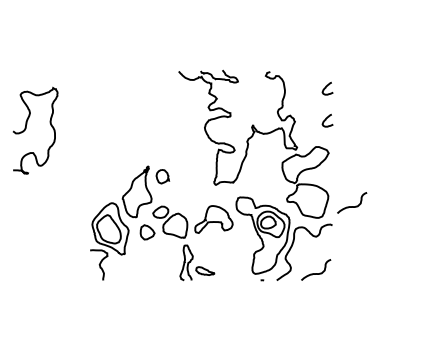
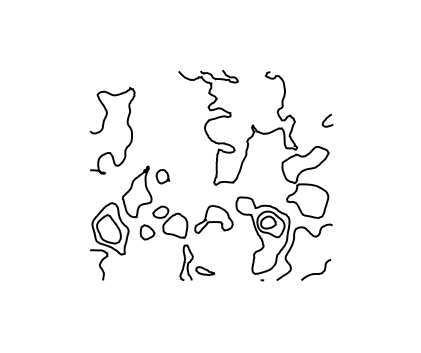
curve: present -> none (326, 88)
curve position: (26, 129) -> (103, 129) (103, 129)
curve: present -> none (352, 206)
